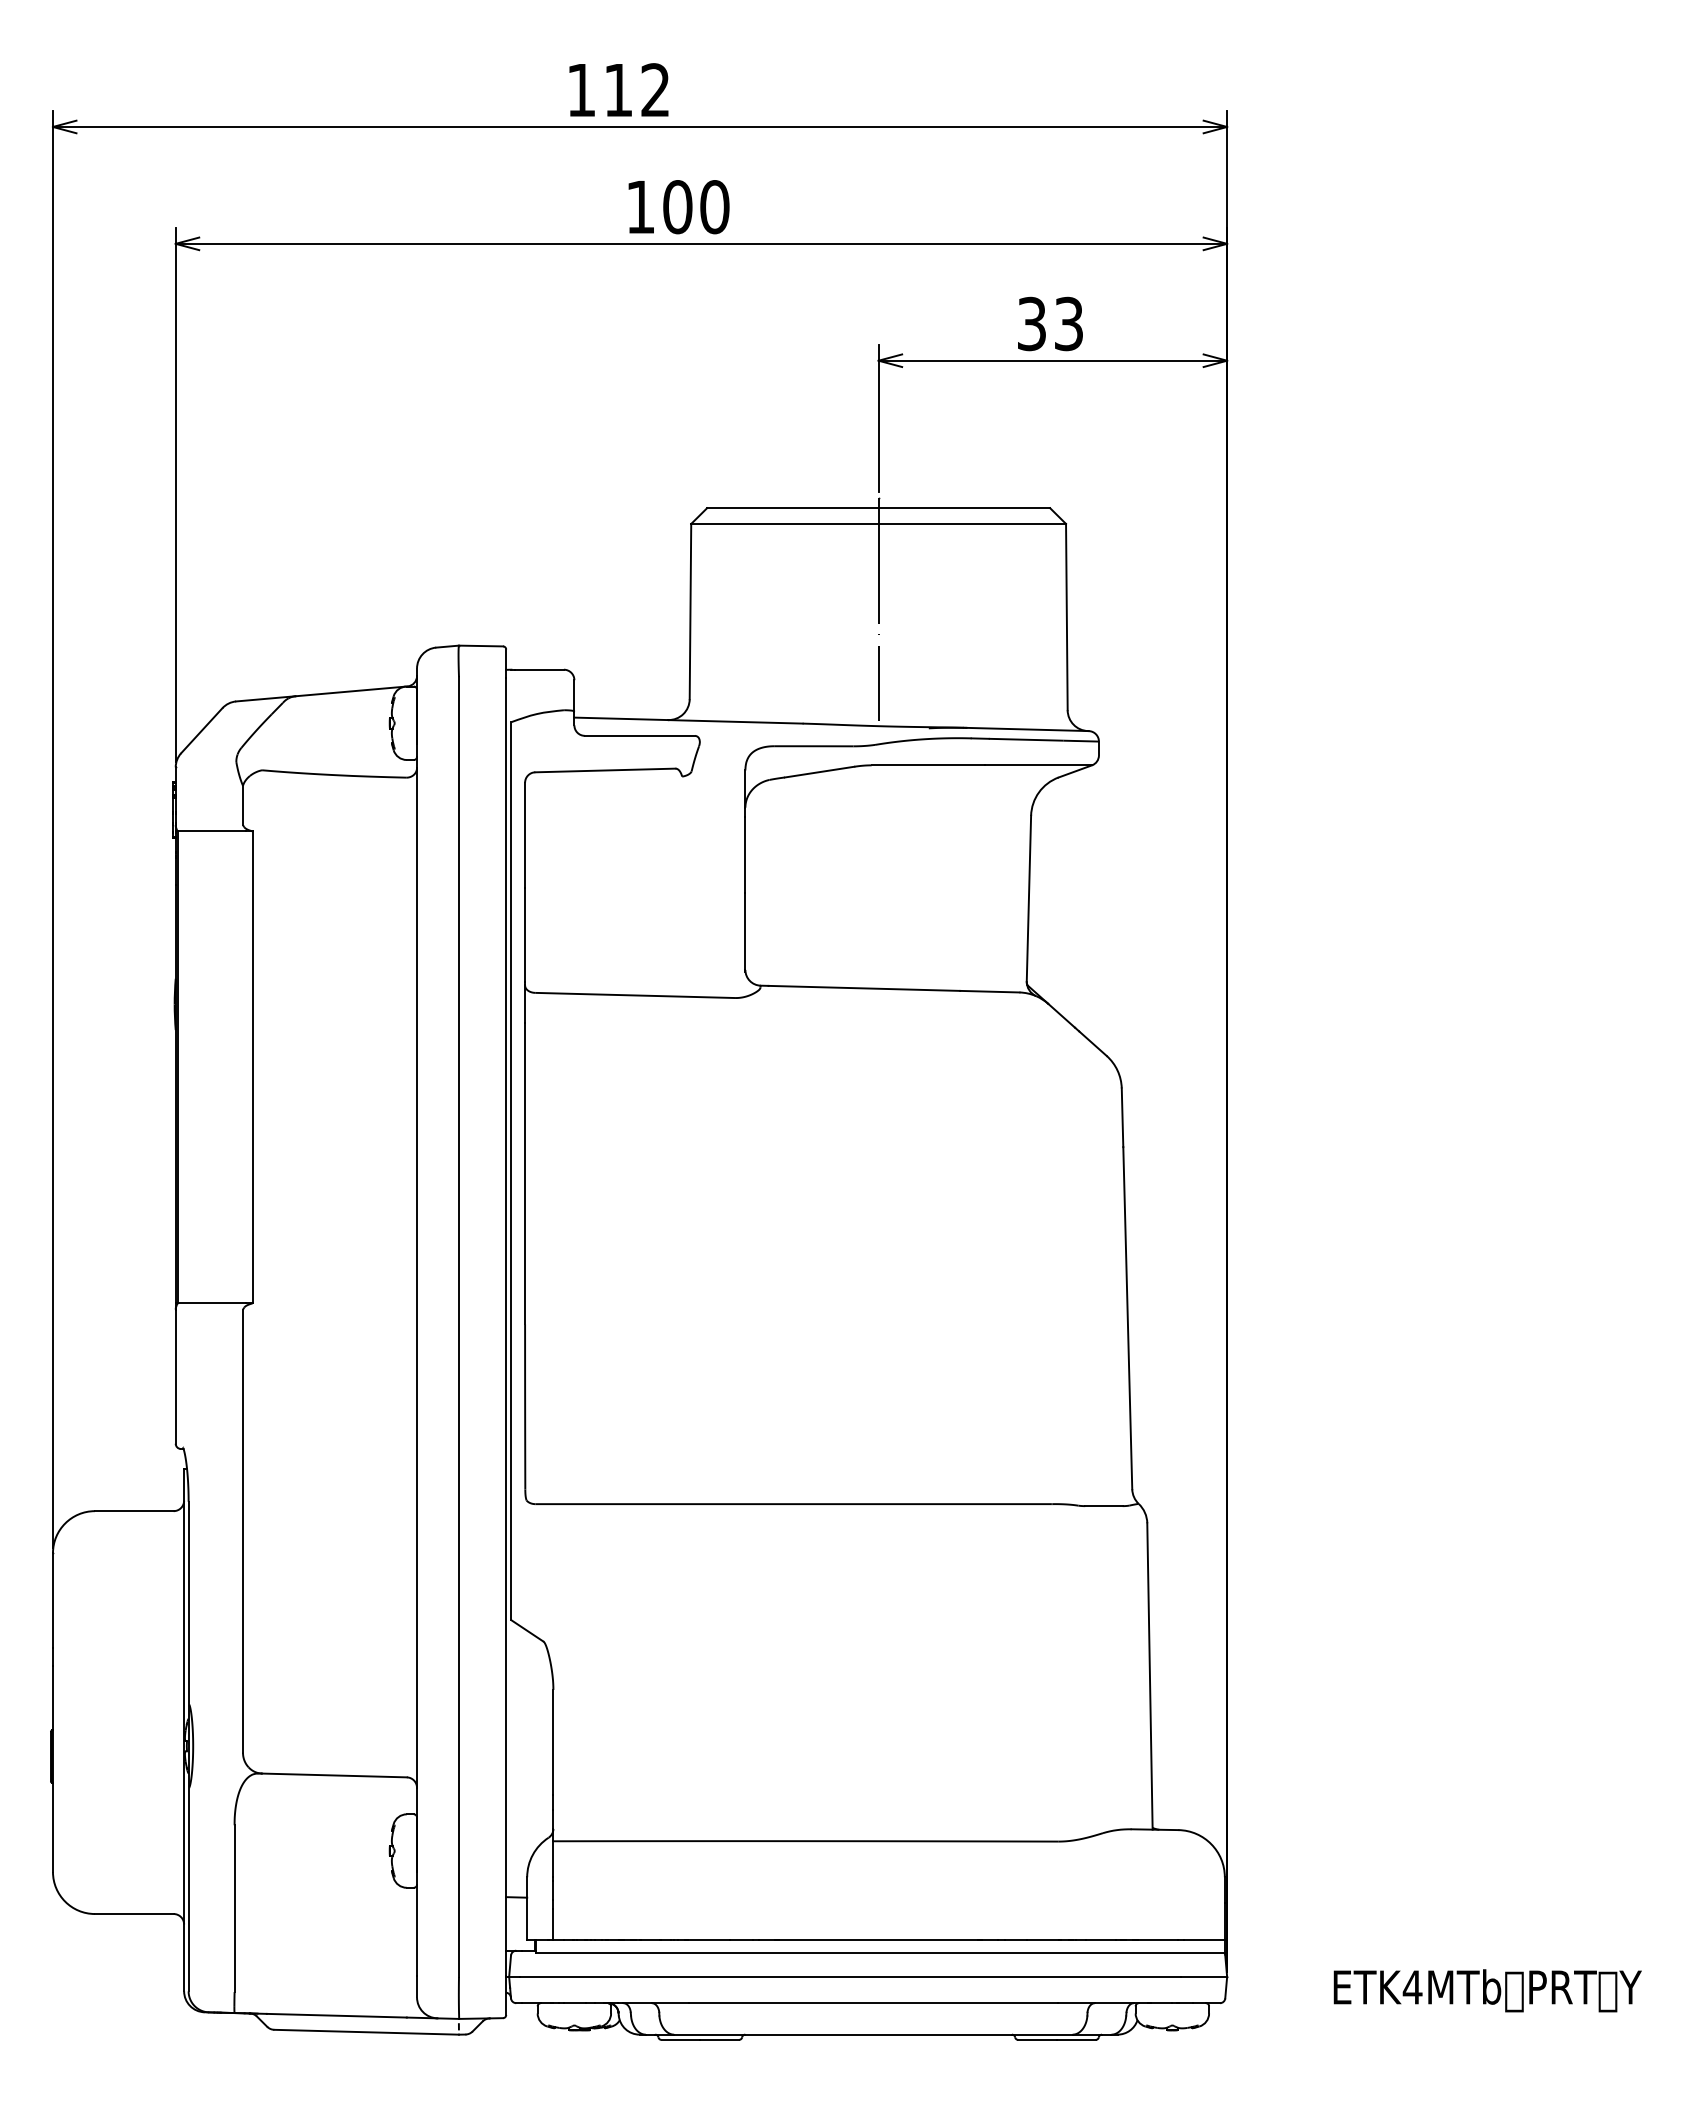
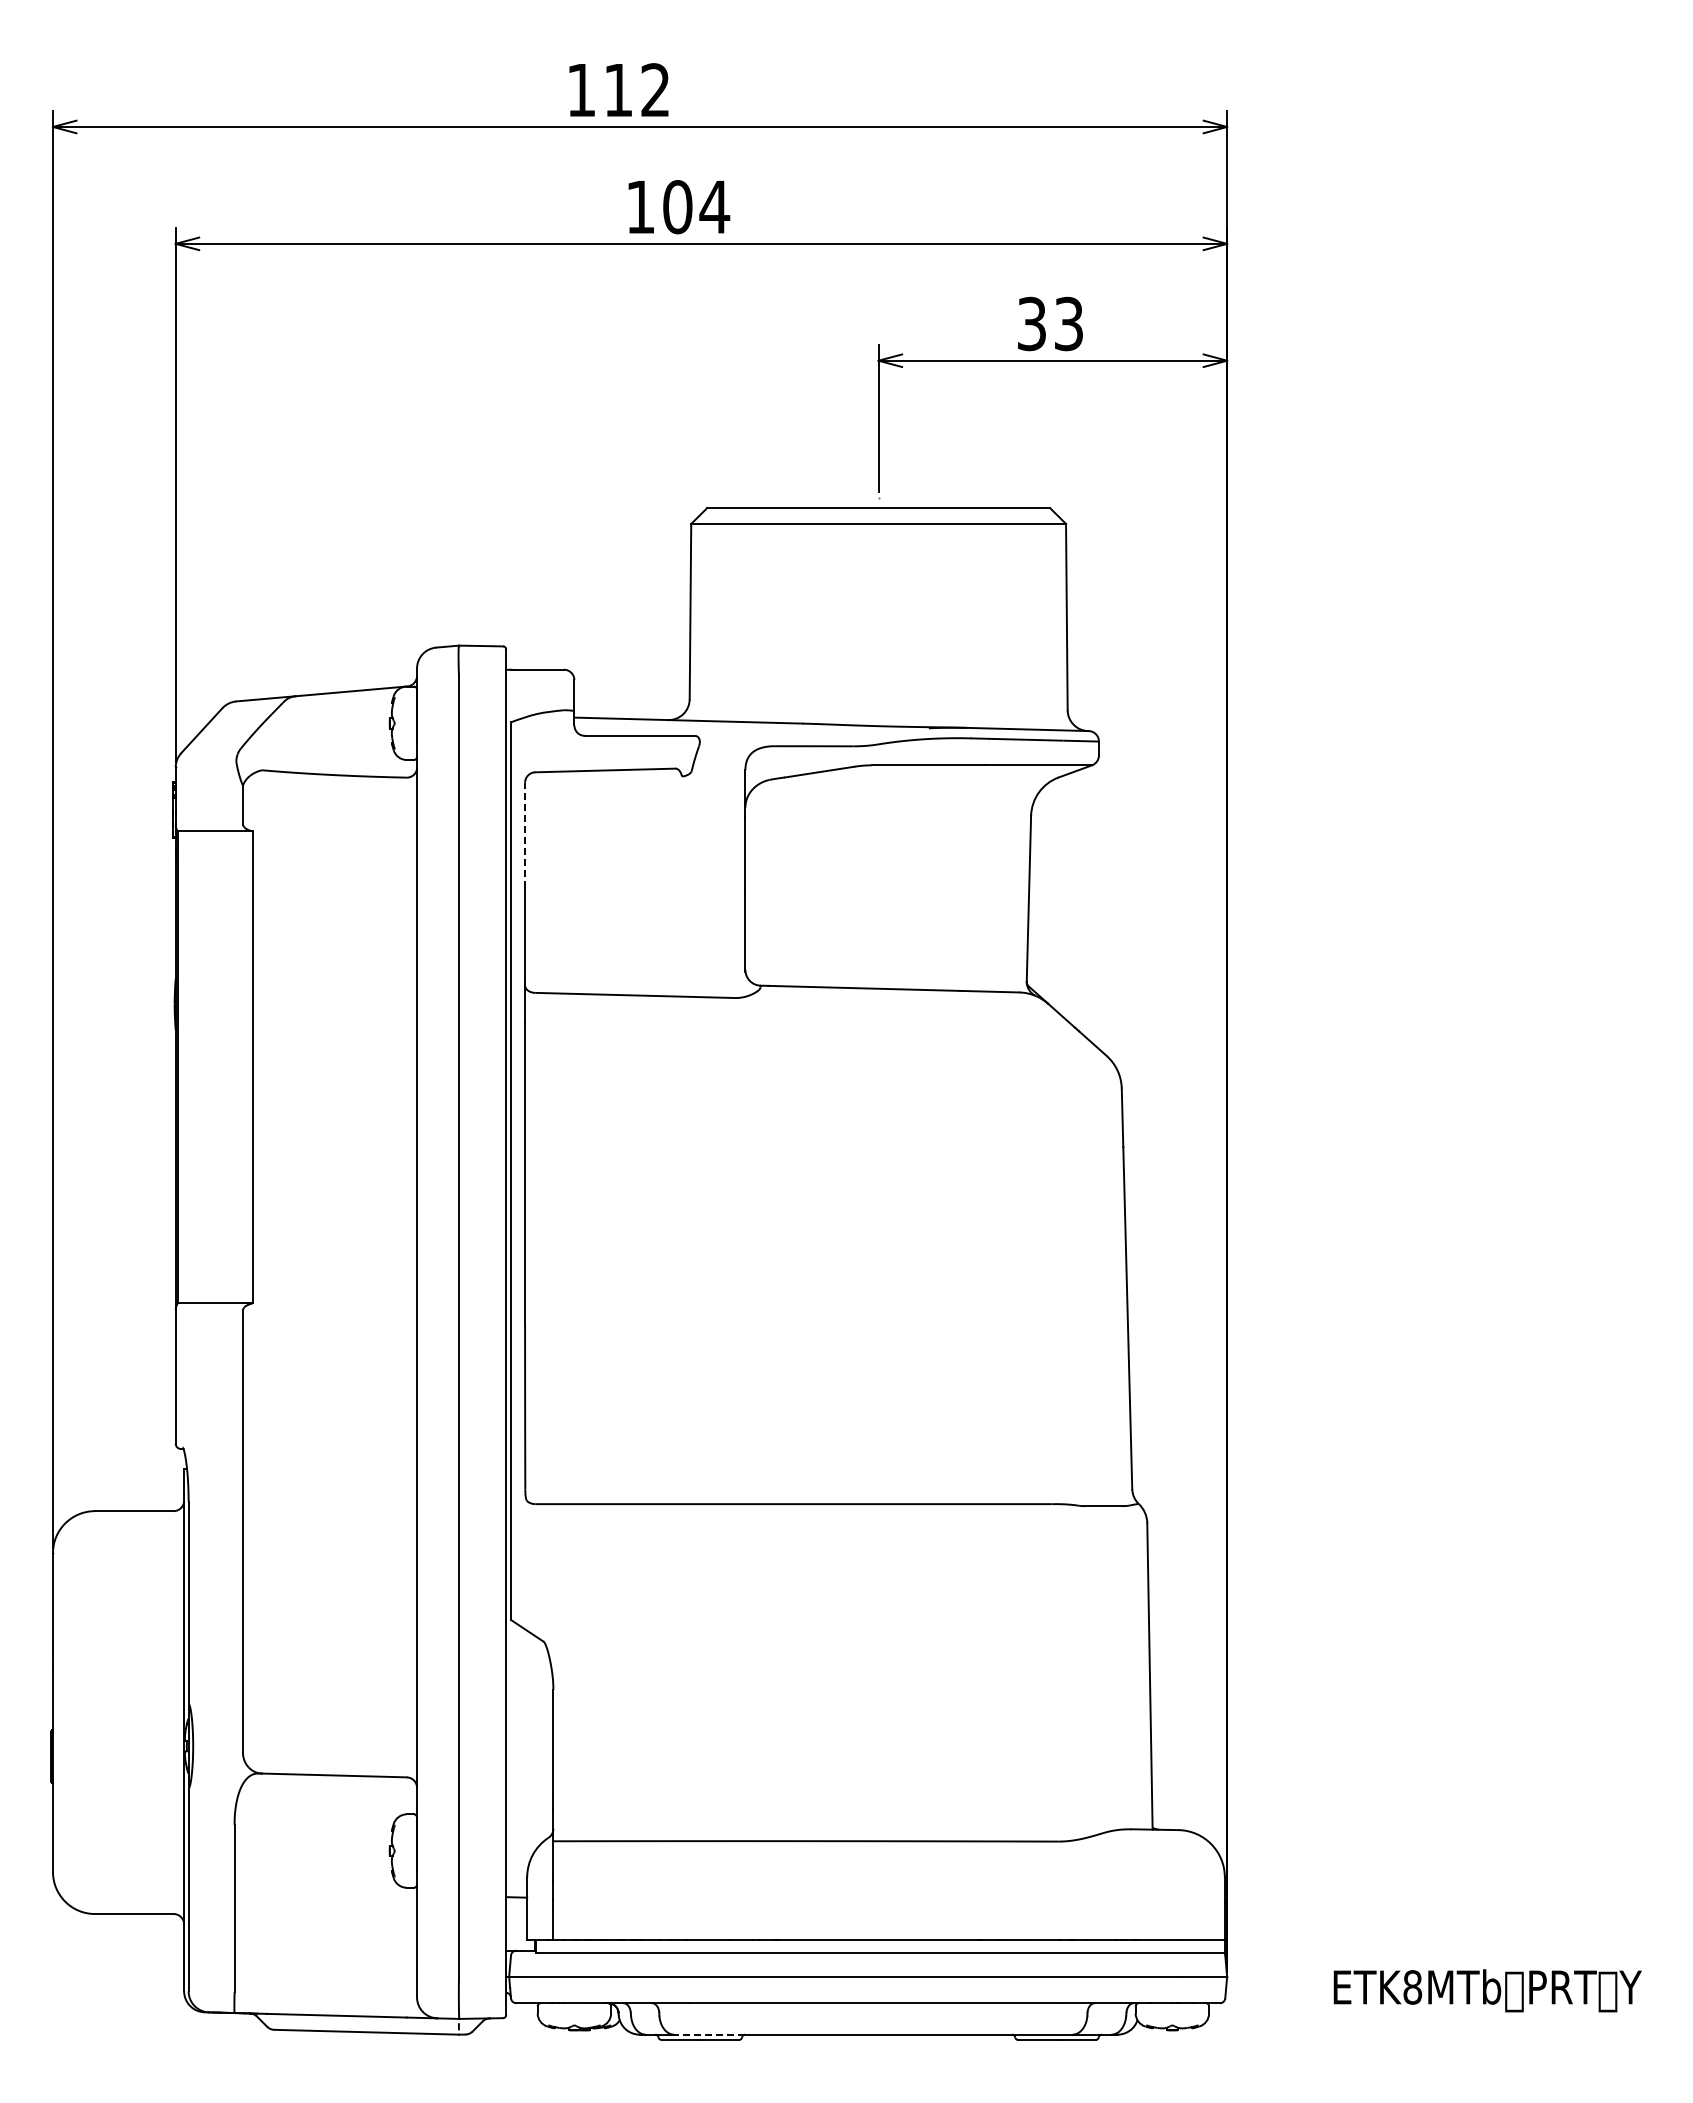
text: 100 -> 104 (714, 207)
line: present -> none (878, 608)
line: solid -> dashed (525, 834)
text: ETK4MTb -> ETK8MTb (1412, 1987)
line: solid -> dashed (709, 2034)
